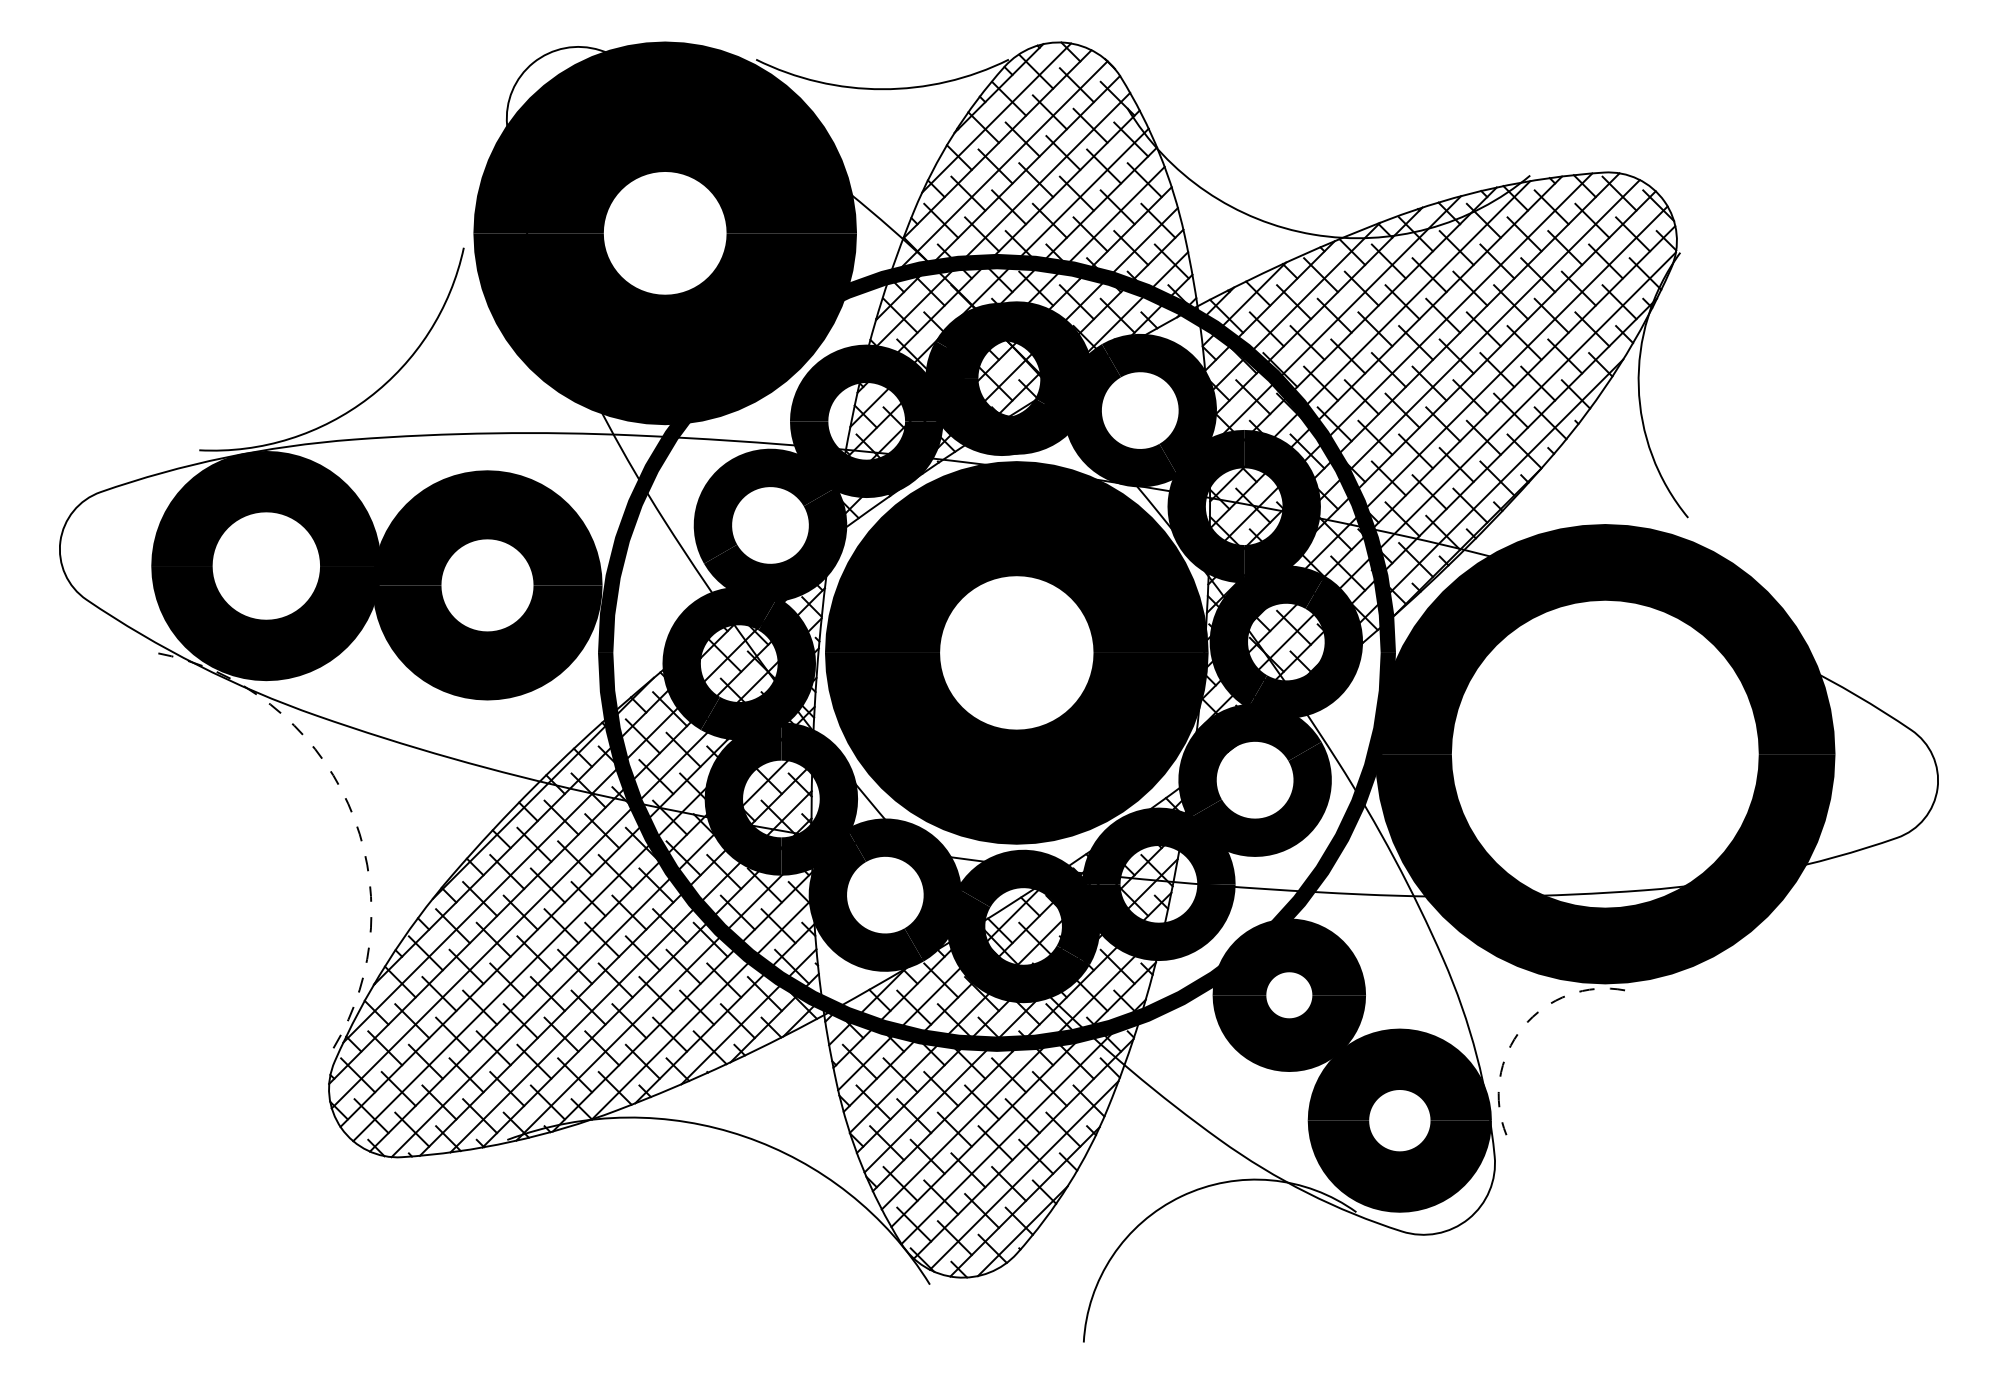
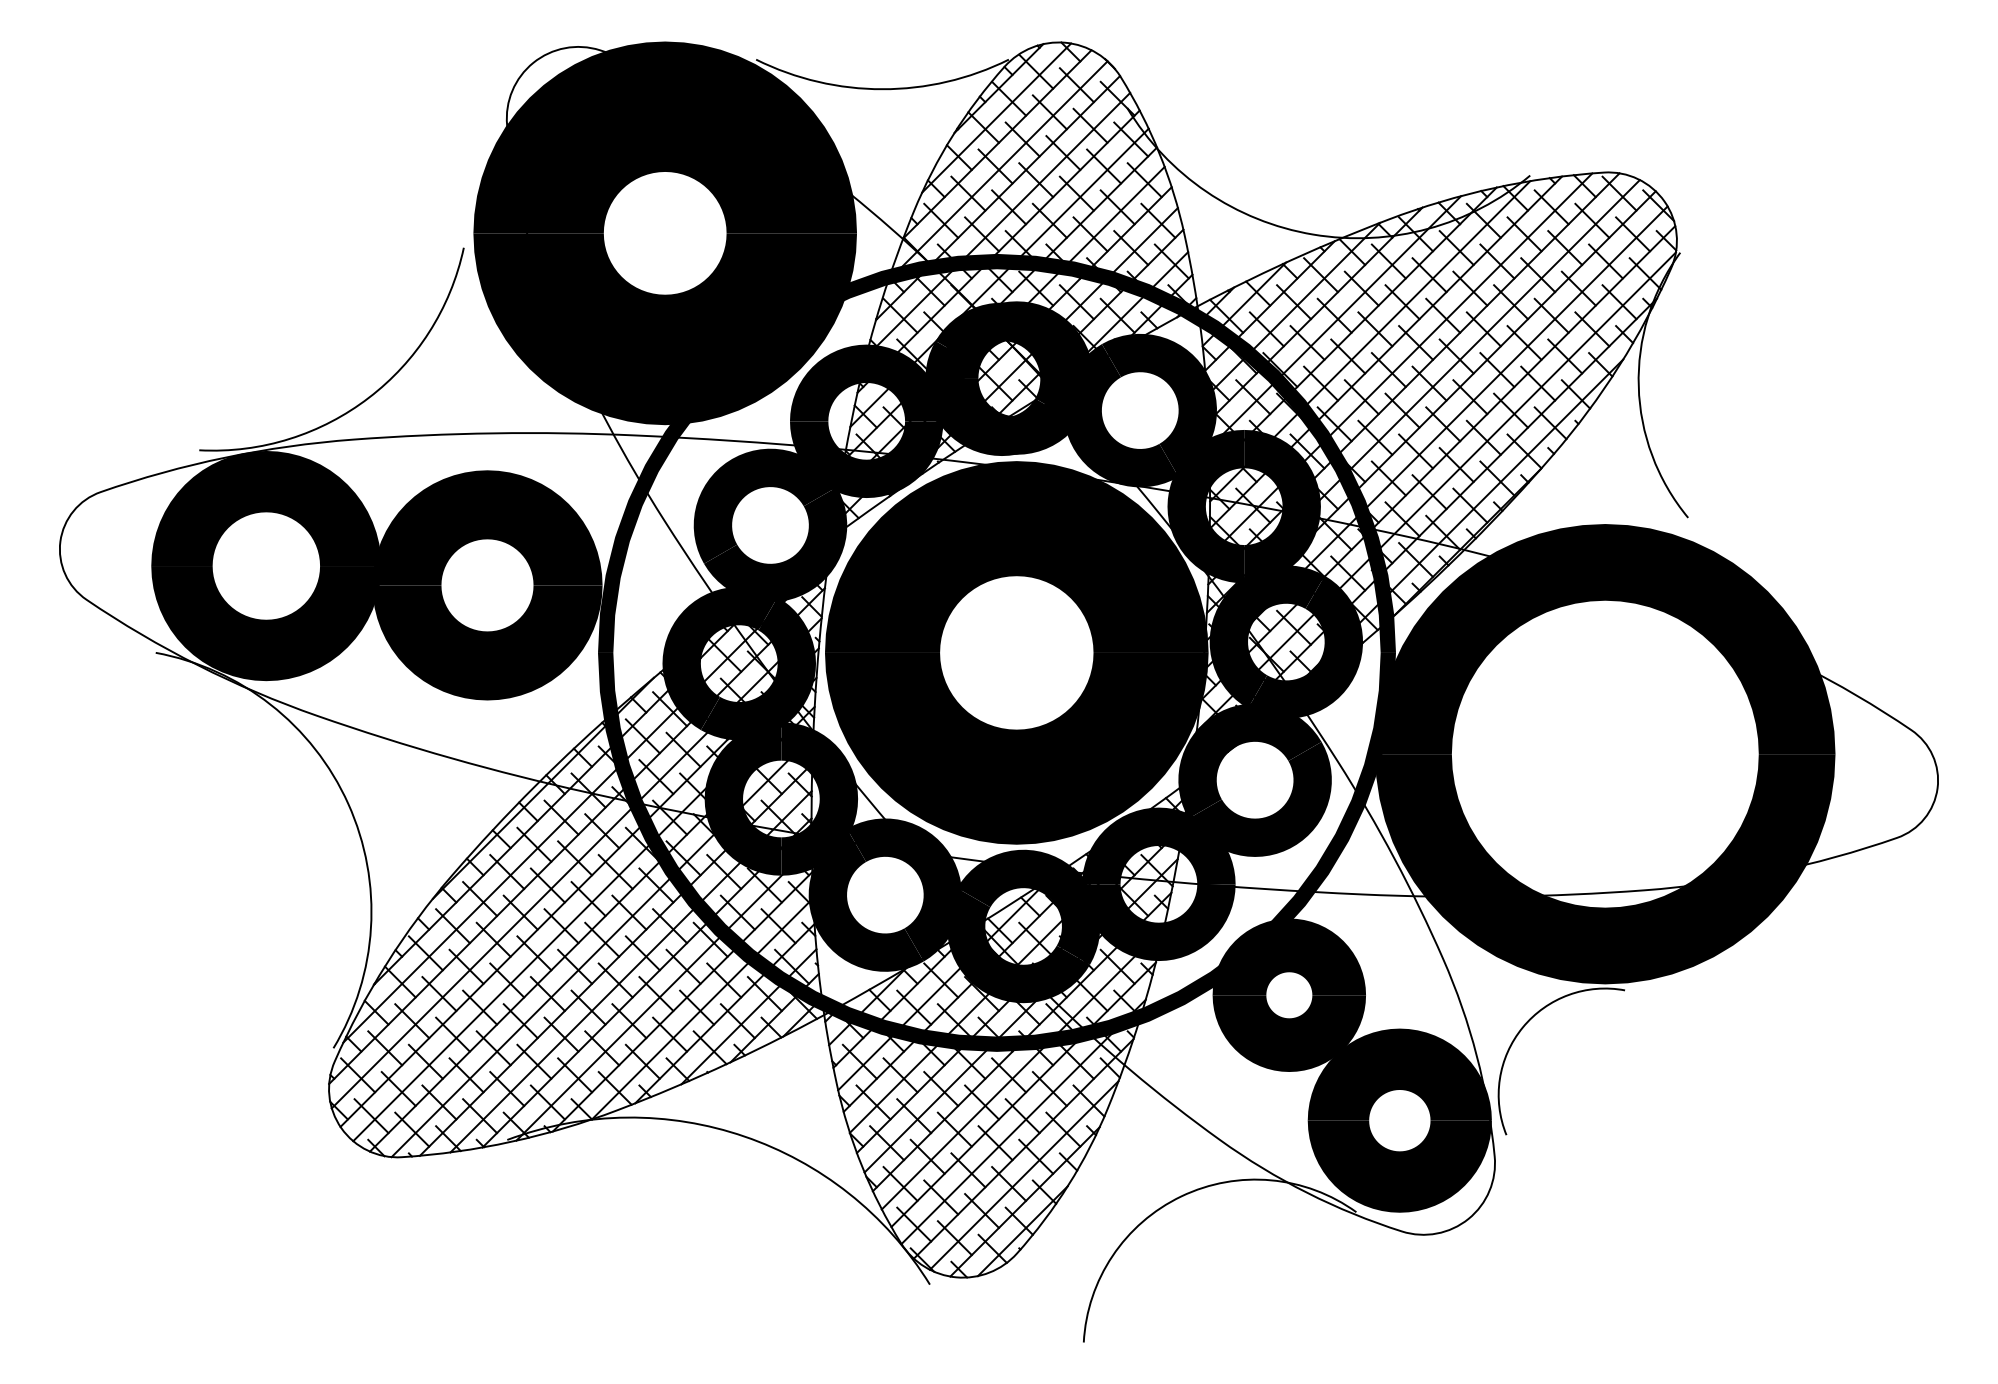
arc: dashed -> solid (348, 803)
arc: dashed -> solid (1522, 1027)
